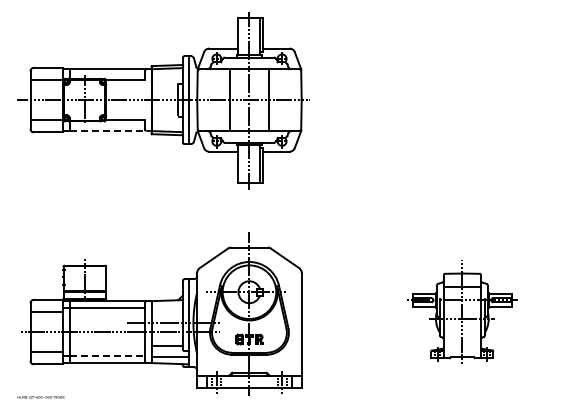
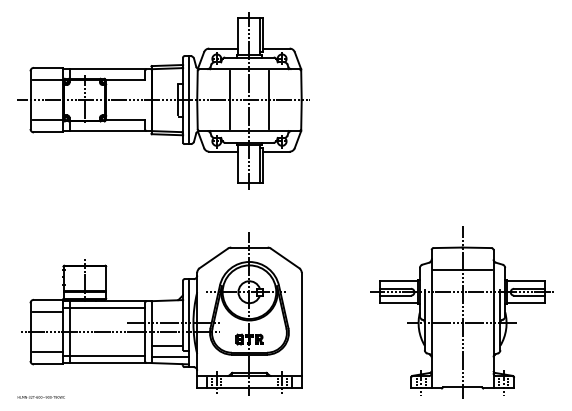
line: dashed -> solid (110, 131)
part size: 111x104 px -> 184x173 px (461, 312)
line: dashed -> solid (107, 355)
